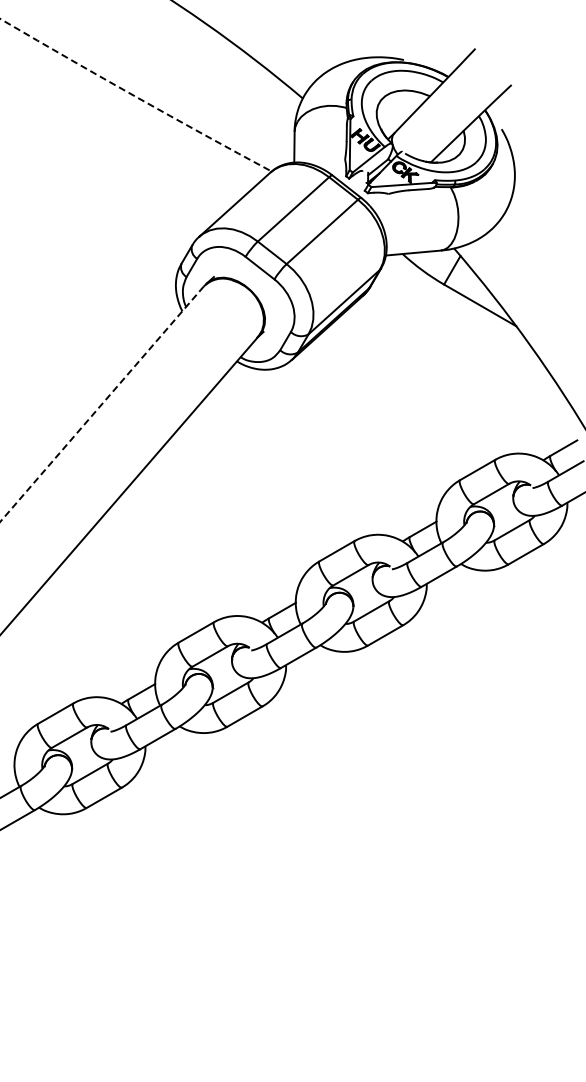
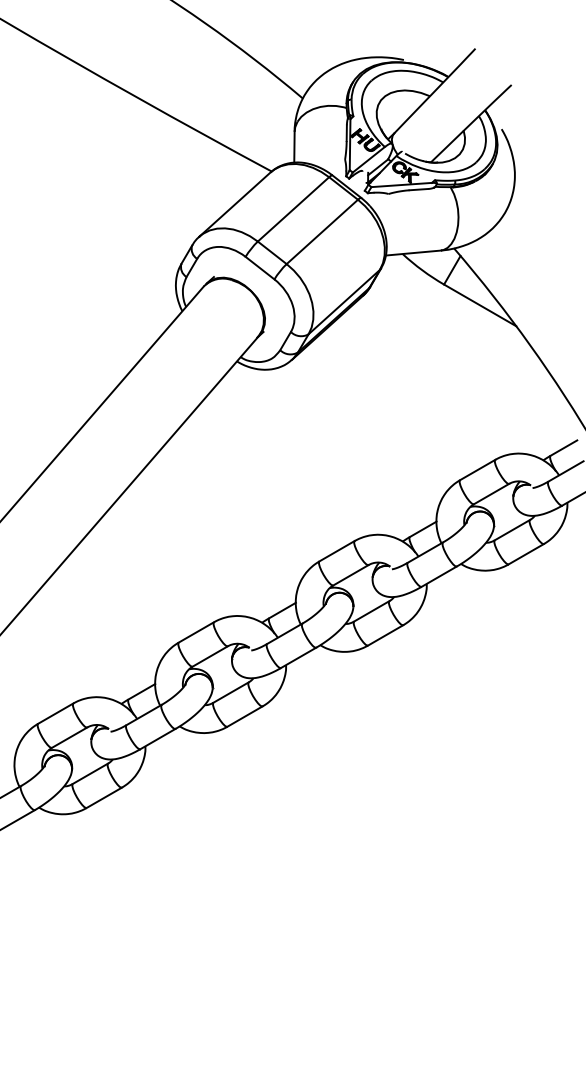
arc: dashed -> solid (135, 96)
line: dashed -> solid (101, 404)
